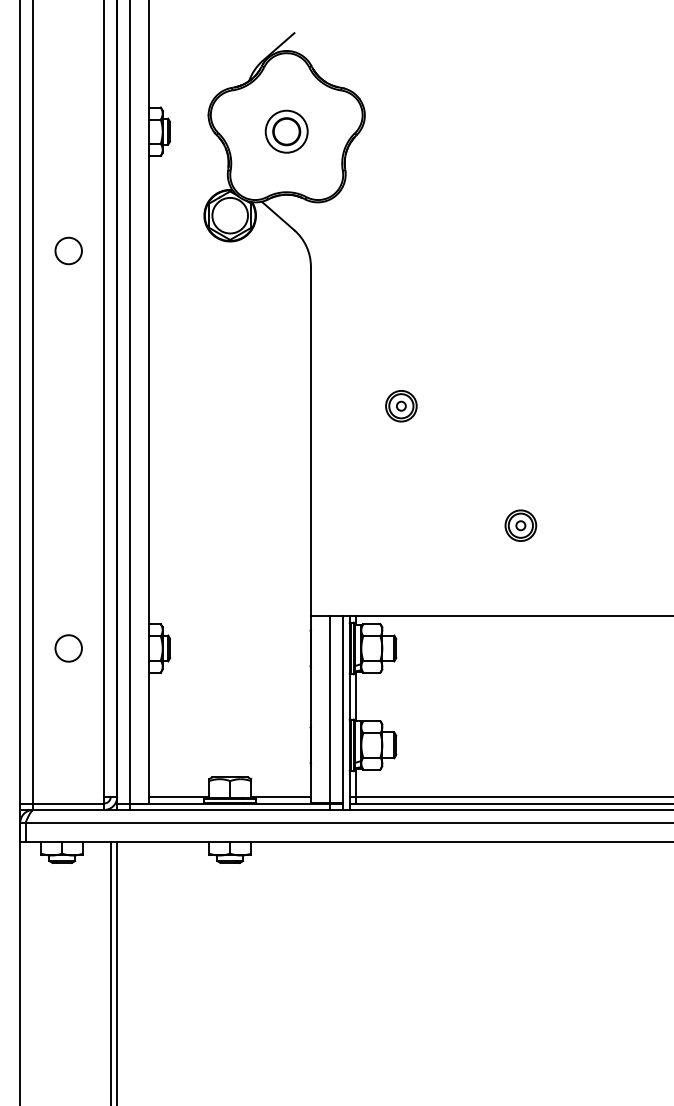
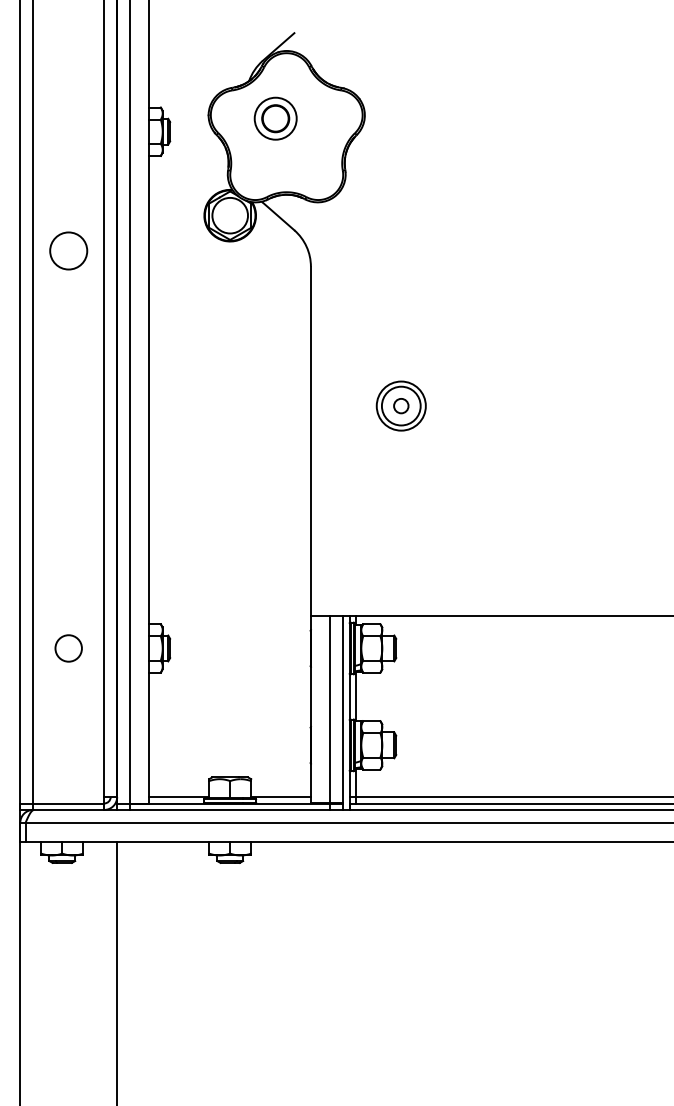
part position: (286, 131) -> (275, 118) (275, 118)
circle diameter: 26 px -> 37 px (68, 250)
part size: 33x33 px -> 52x52 px (400, 405)
part: present -> none (520, 525)
line: present -> none (110, 972)
